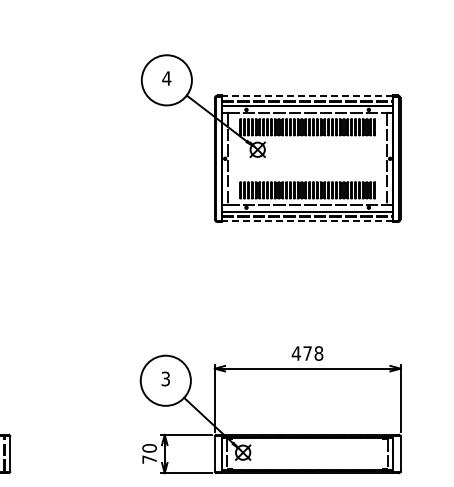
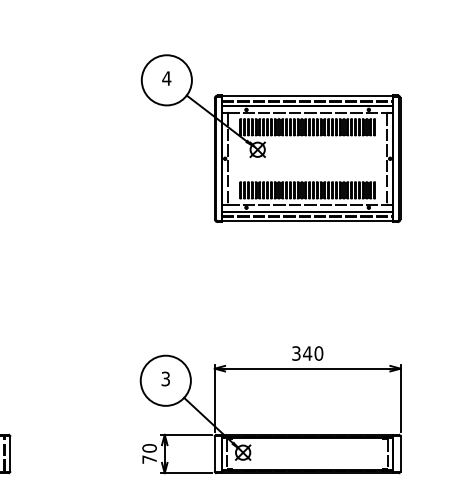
line: dashed -> solid (307, 96)
line: dashed -> solid (307, 221)
text: 478 -> 340 (307, 353)
